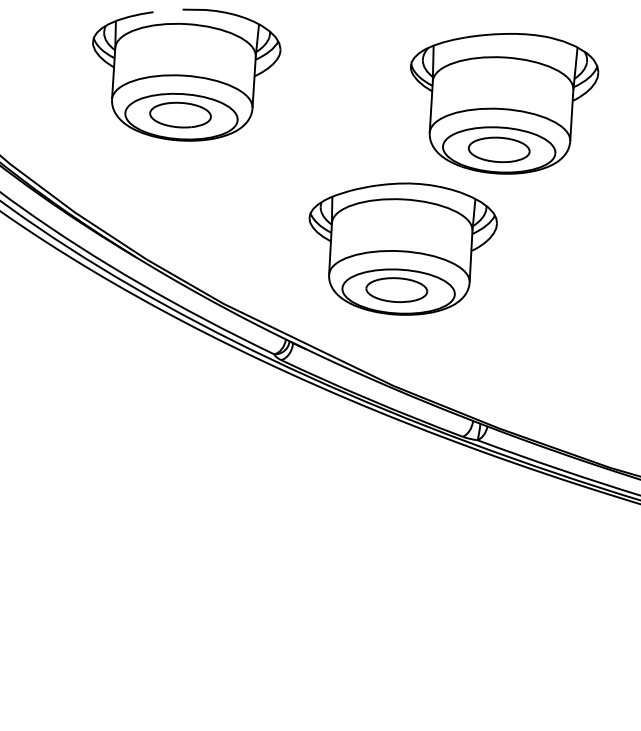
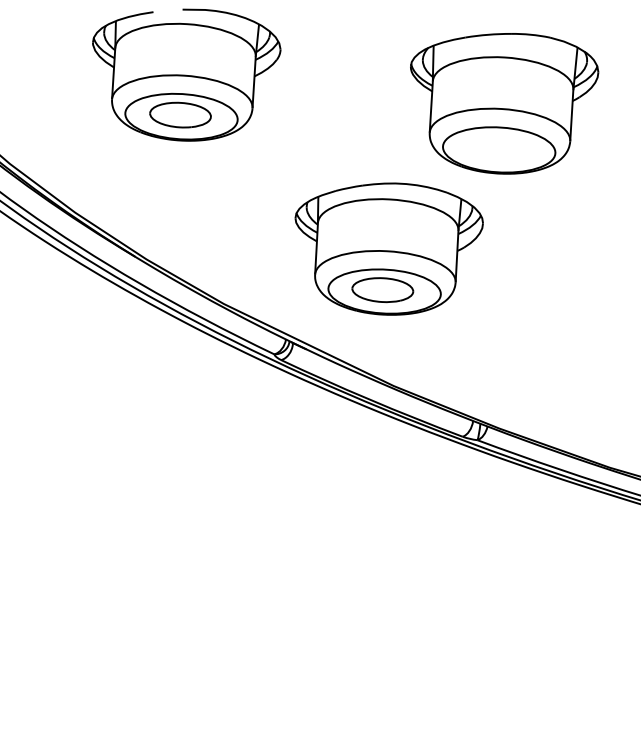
part: present -> none (498, 149)
part position: (402, 248) -> (388, 248) (388, 248)
